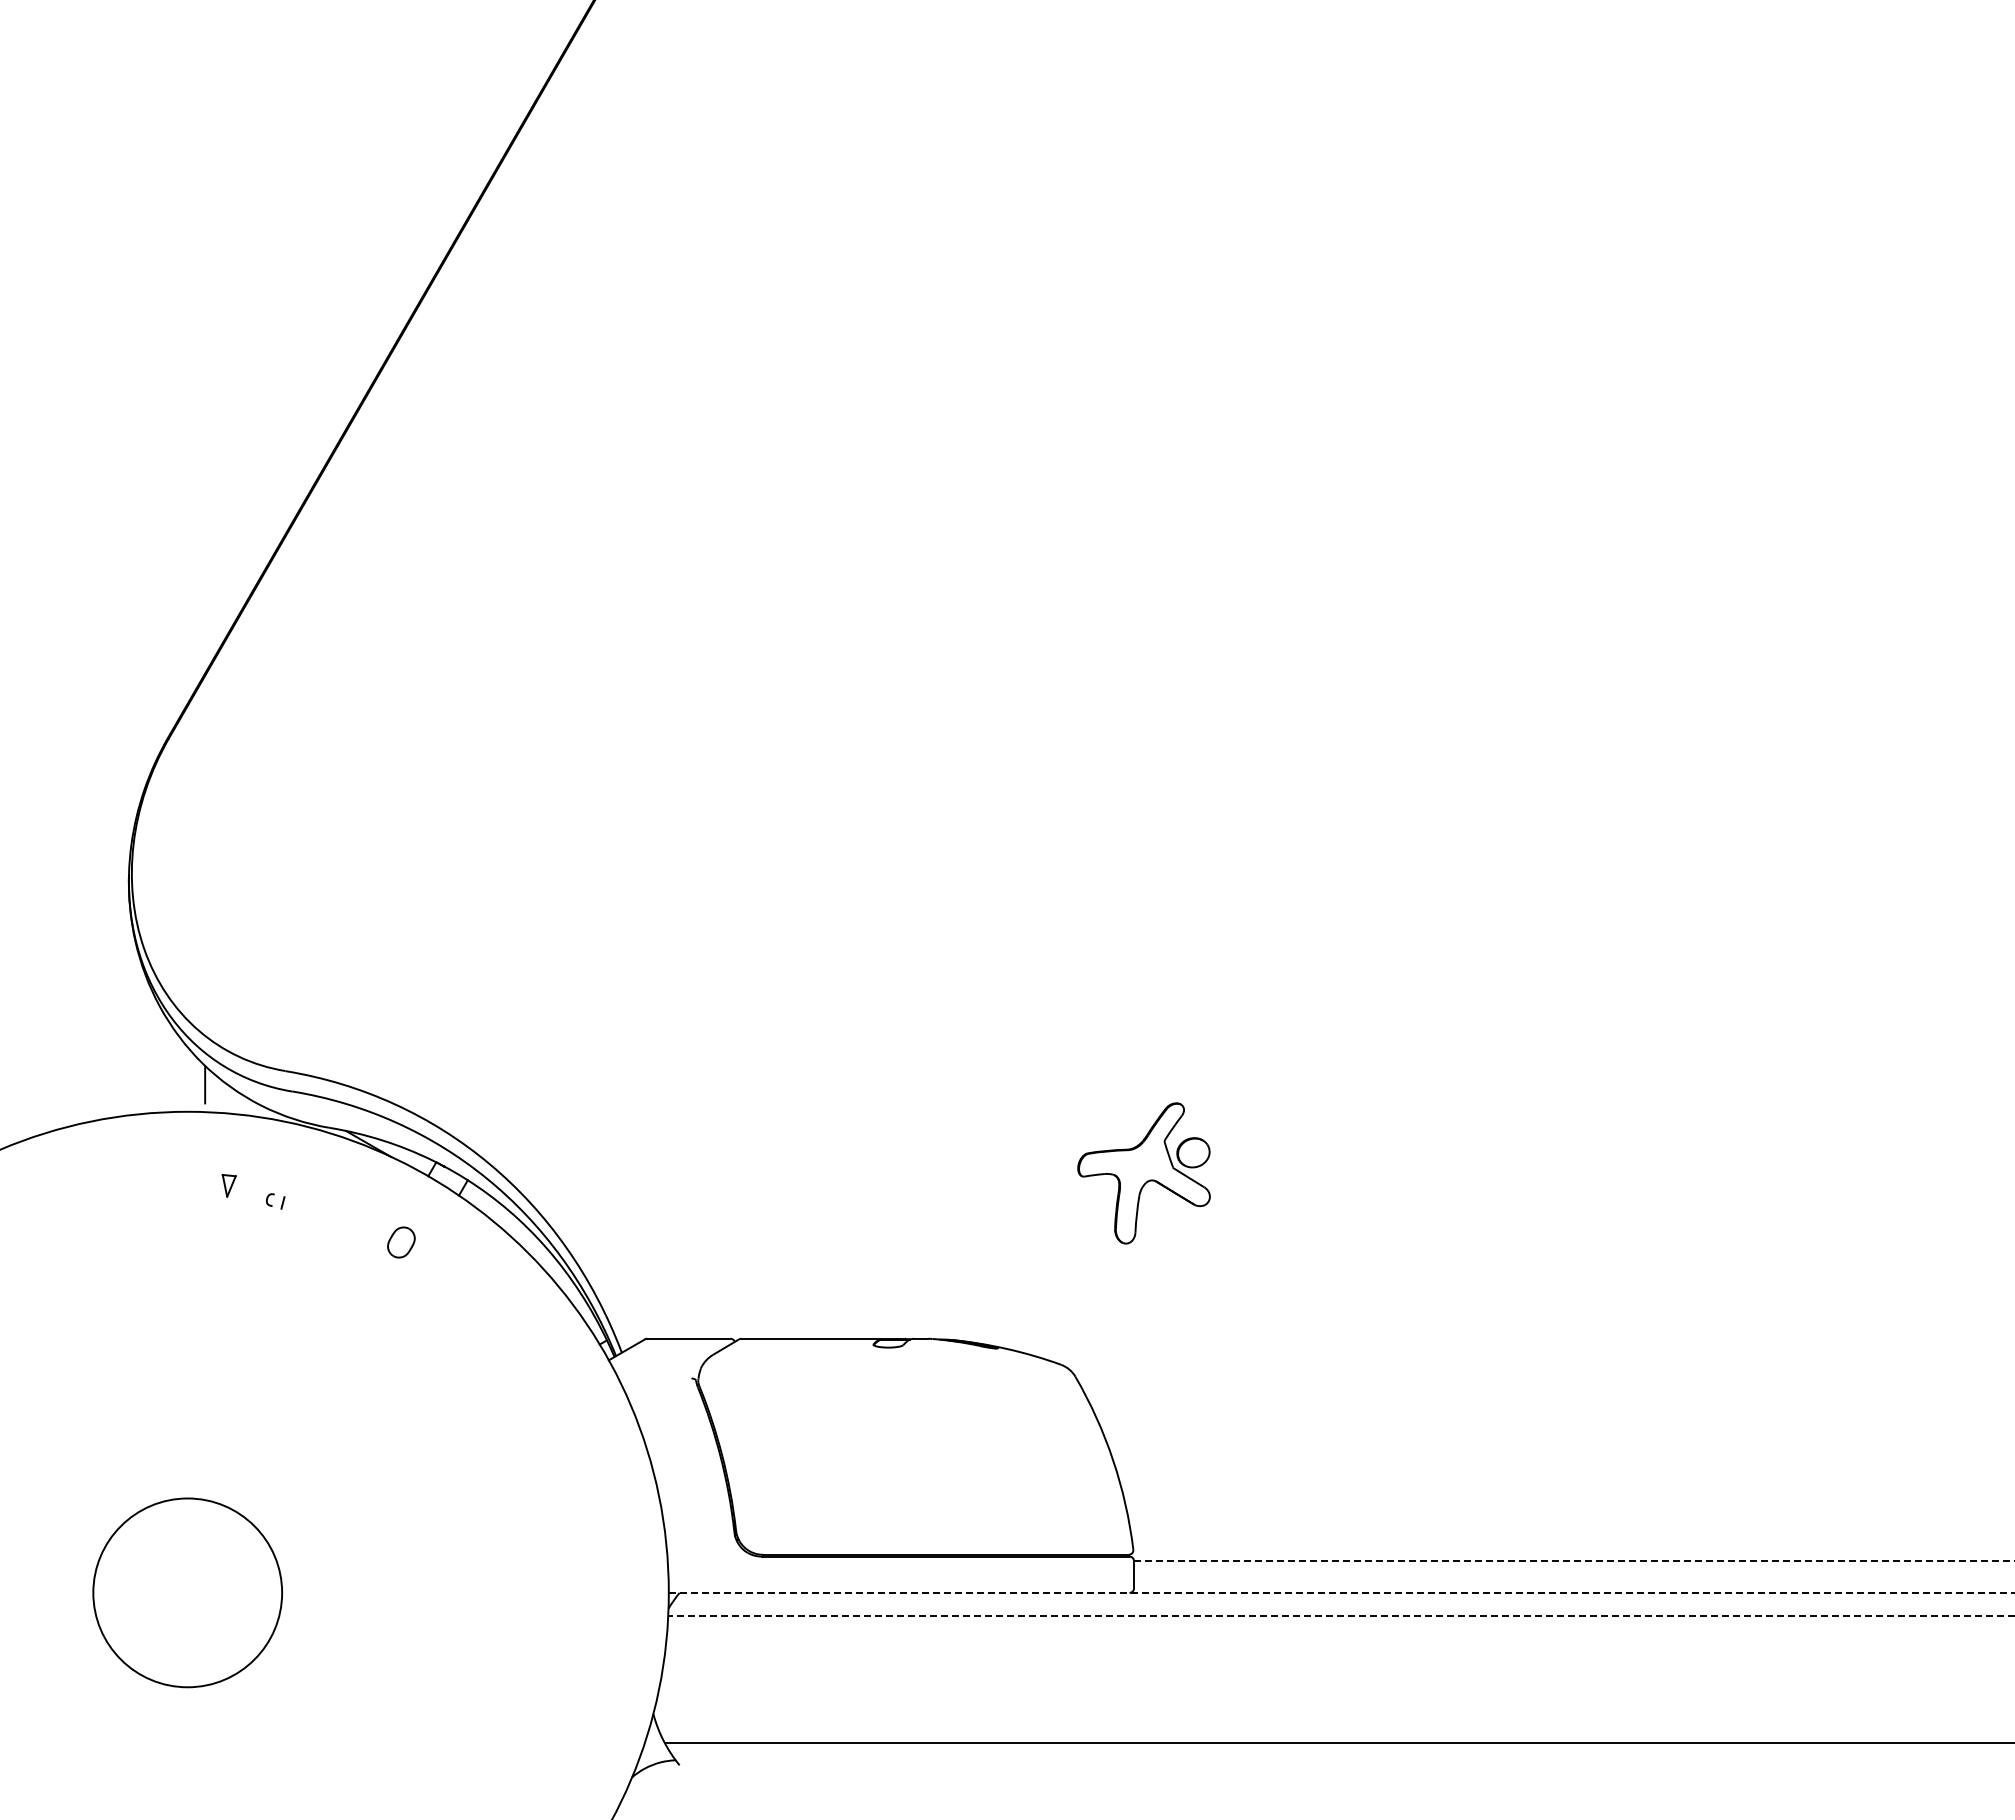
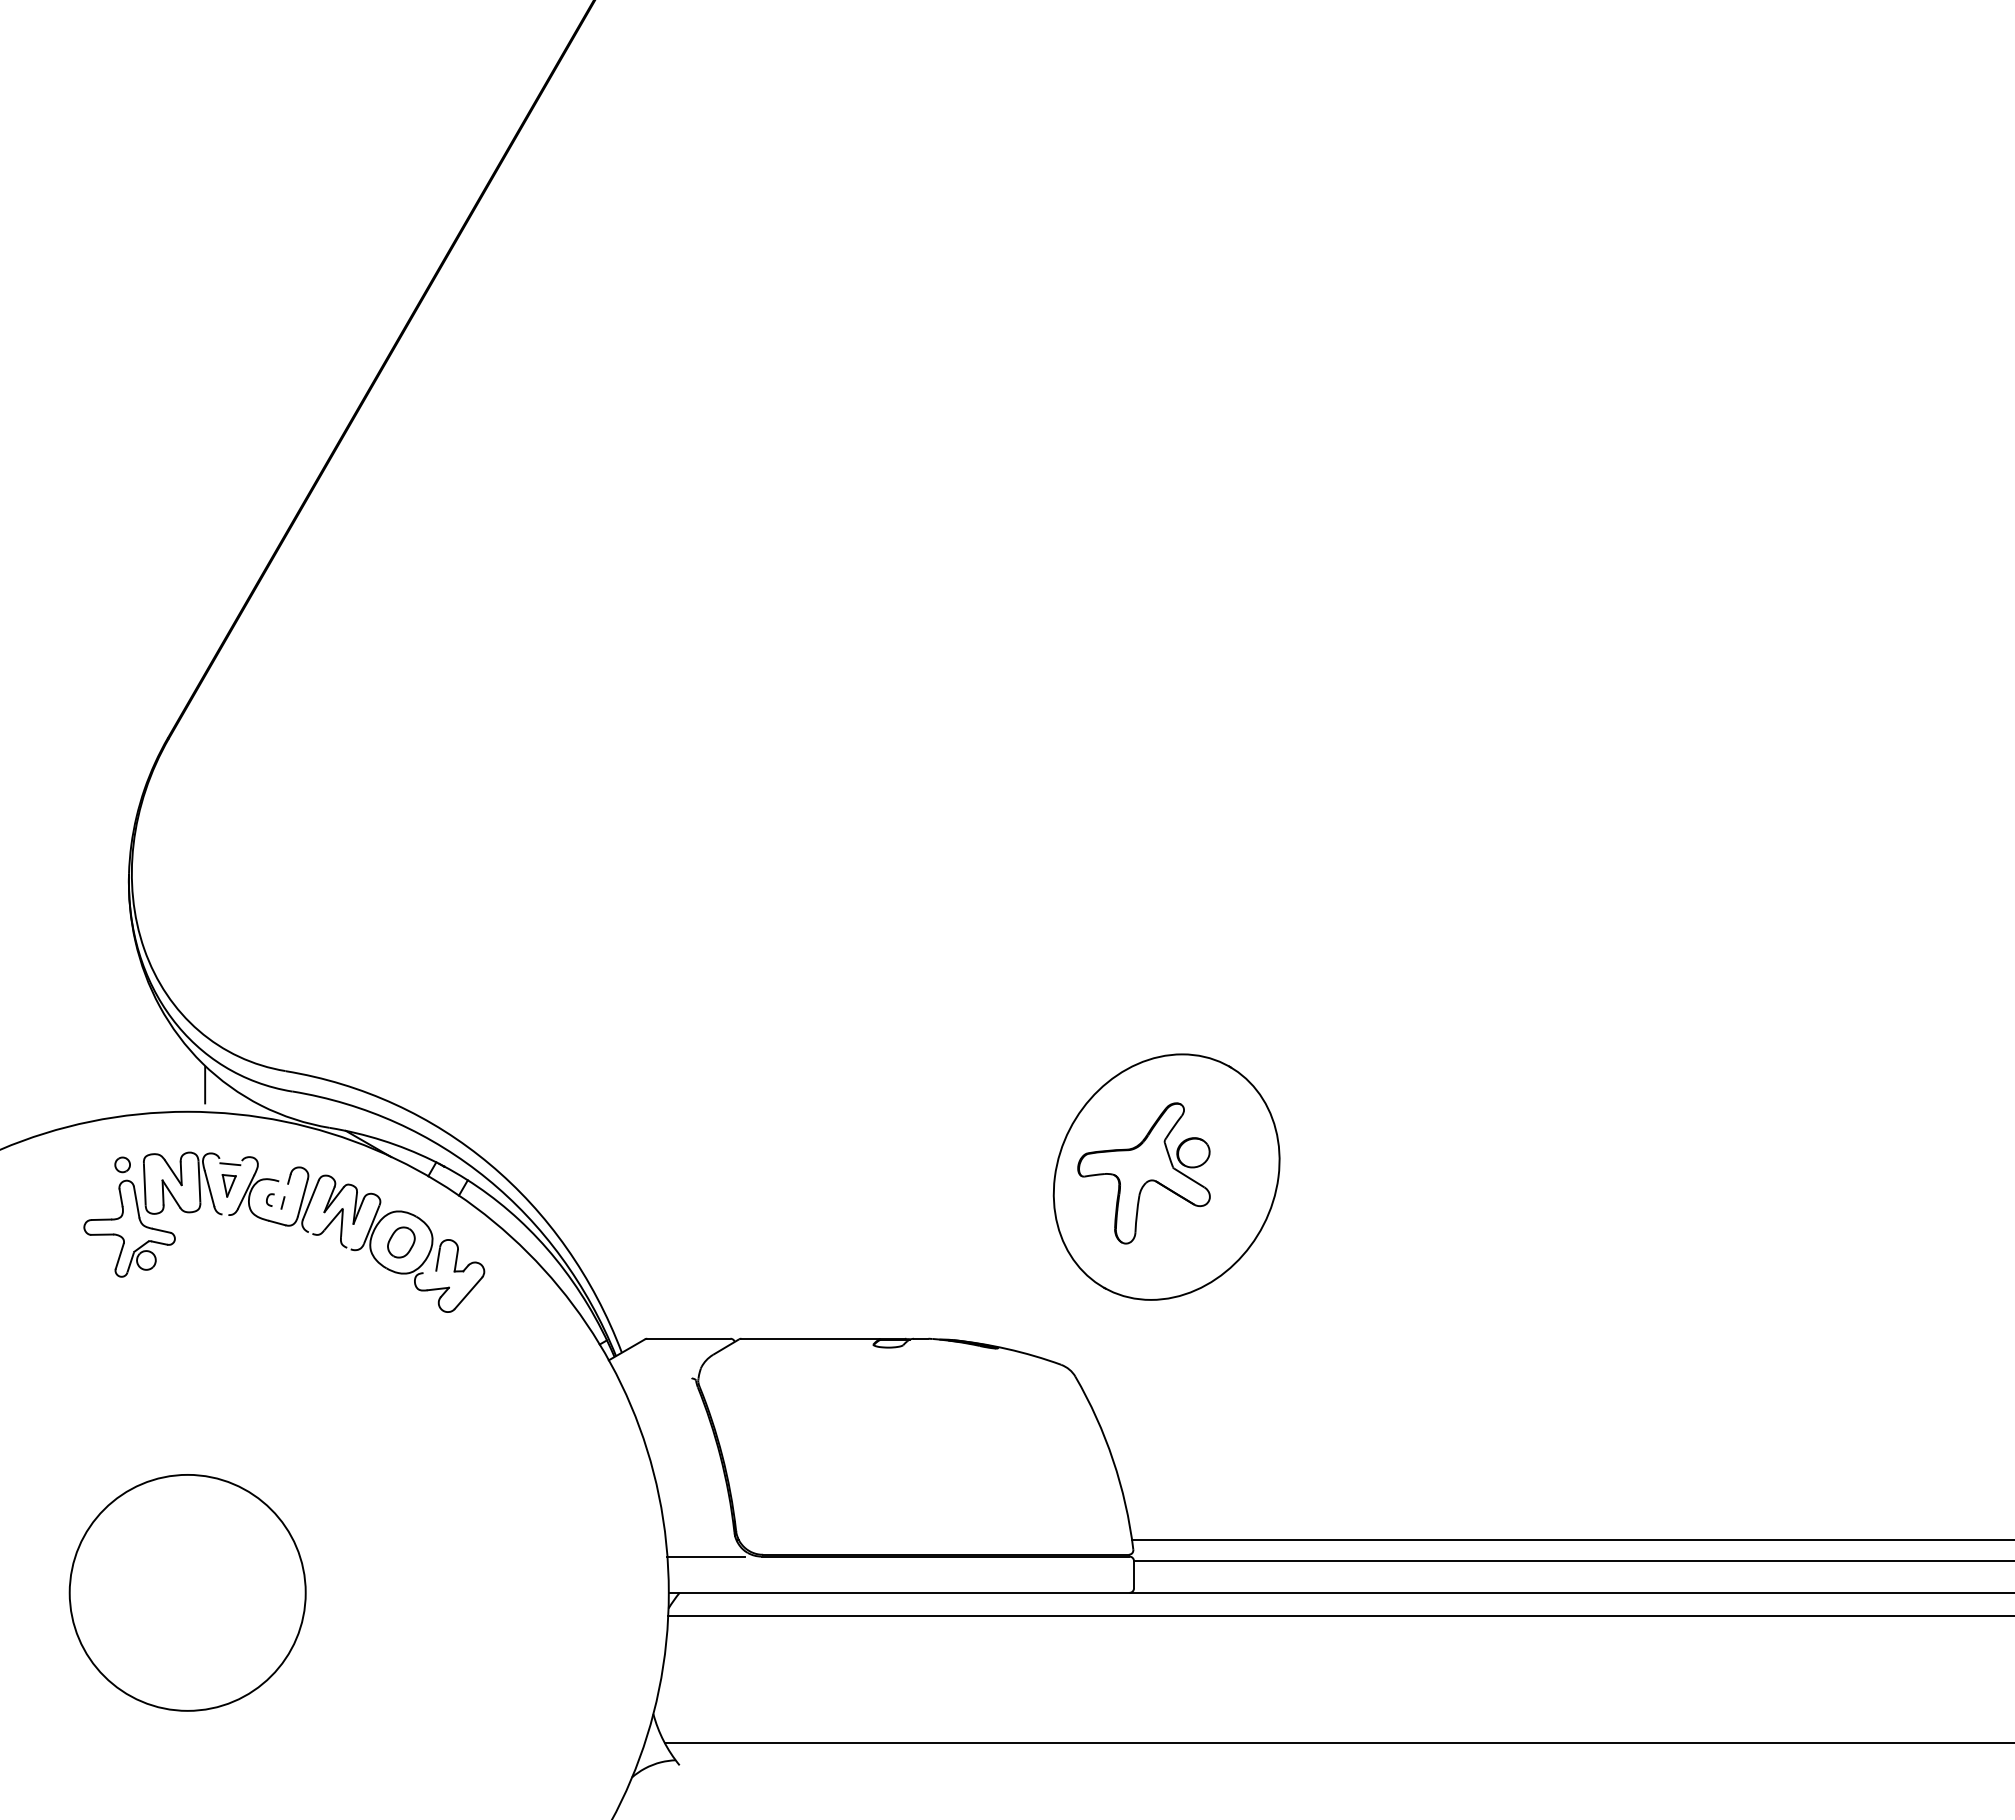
part: none -> present (1166, 1176)
part: none -> present (284, 1231)
line: none -> present (1571, 1540)
line: none -> present (706, 1556)
line: dashed -> solid (1575, 1560)
circle diameter: 189 px -> 236 px (187, 1592)
line: dashed -> solid (1342, 1592)
line: dashed -> solid (1340, 1615)
